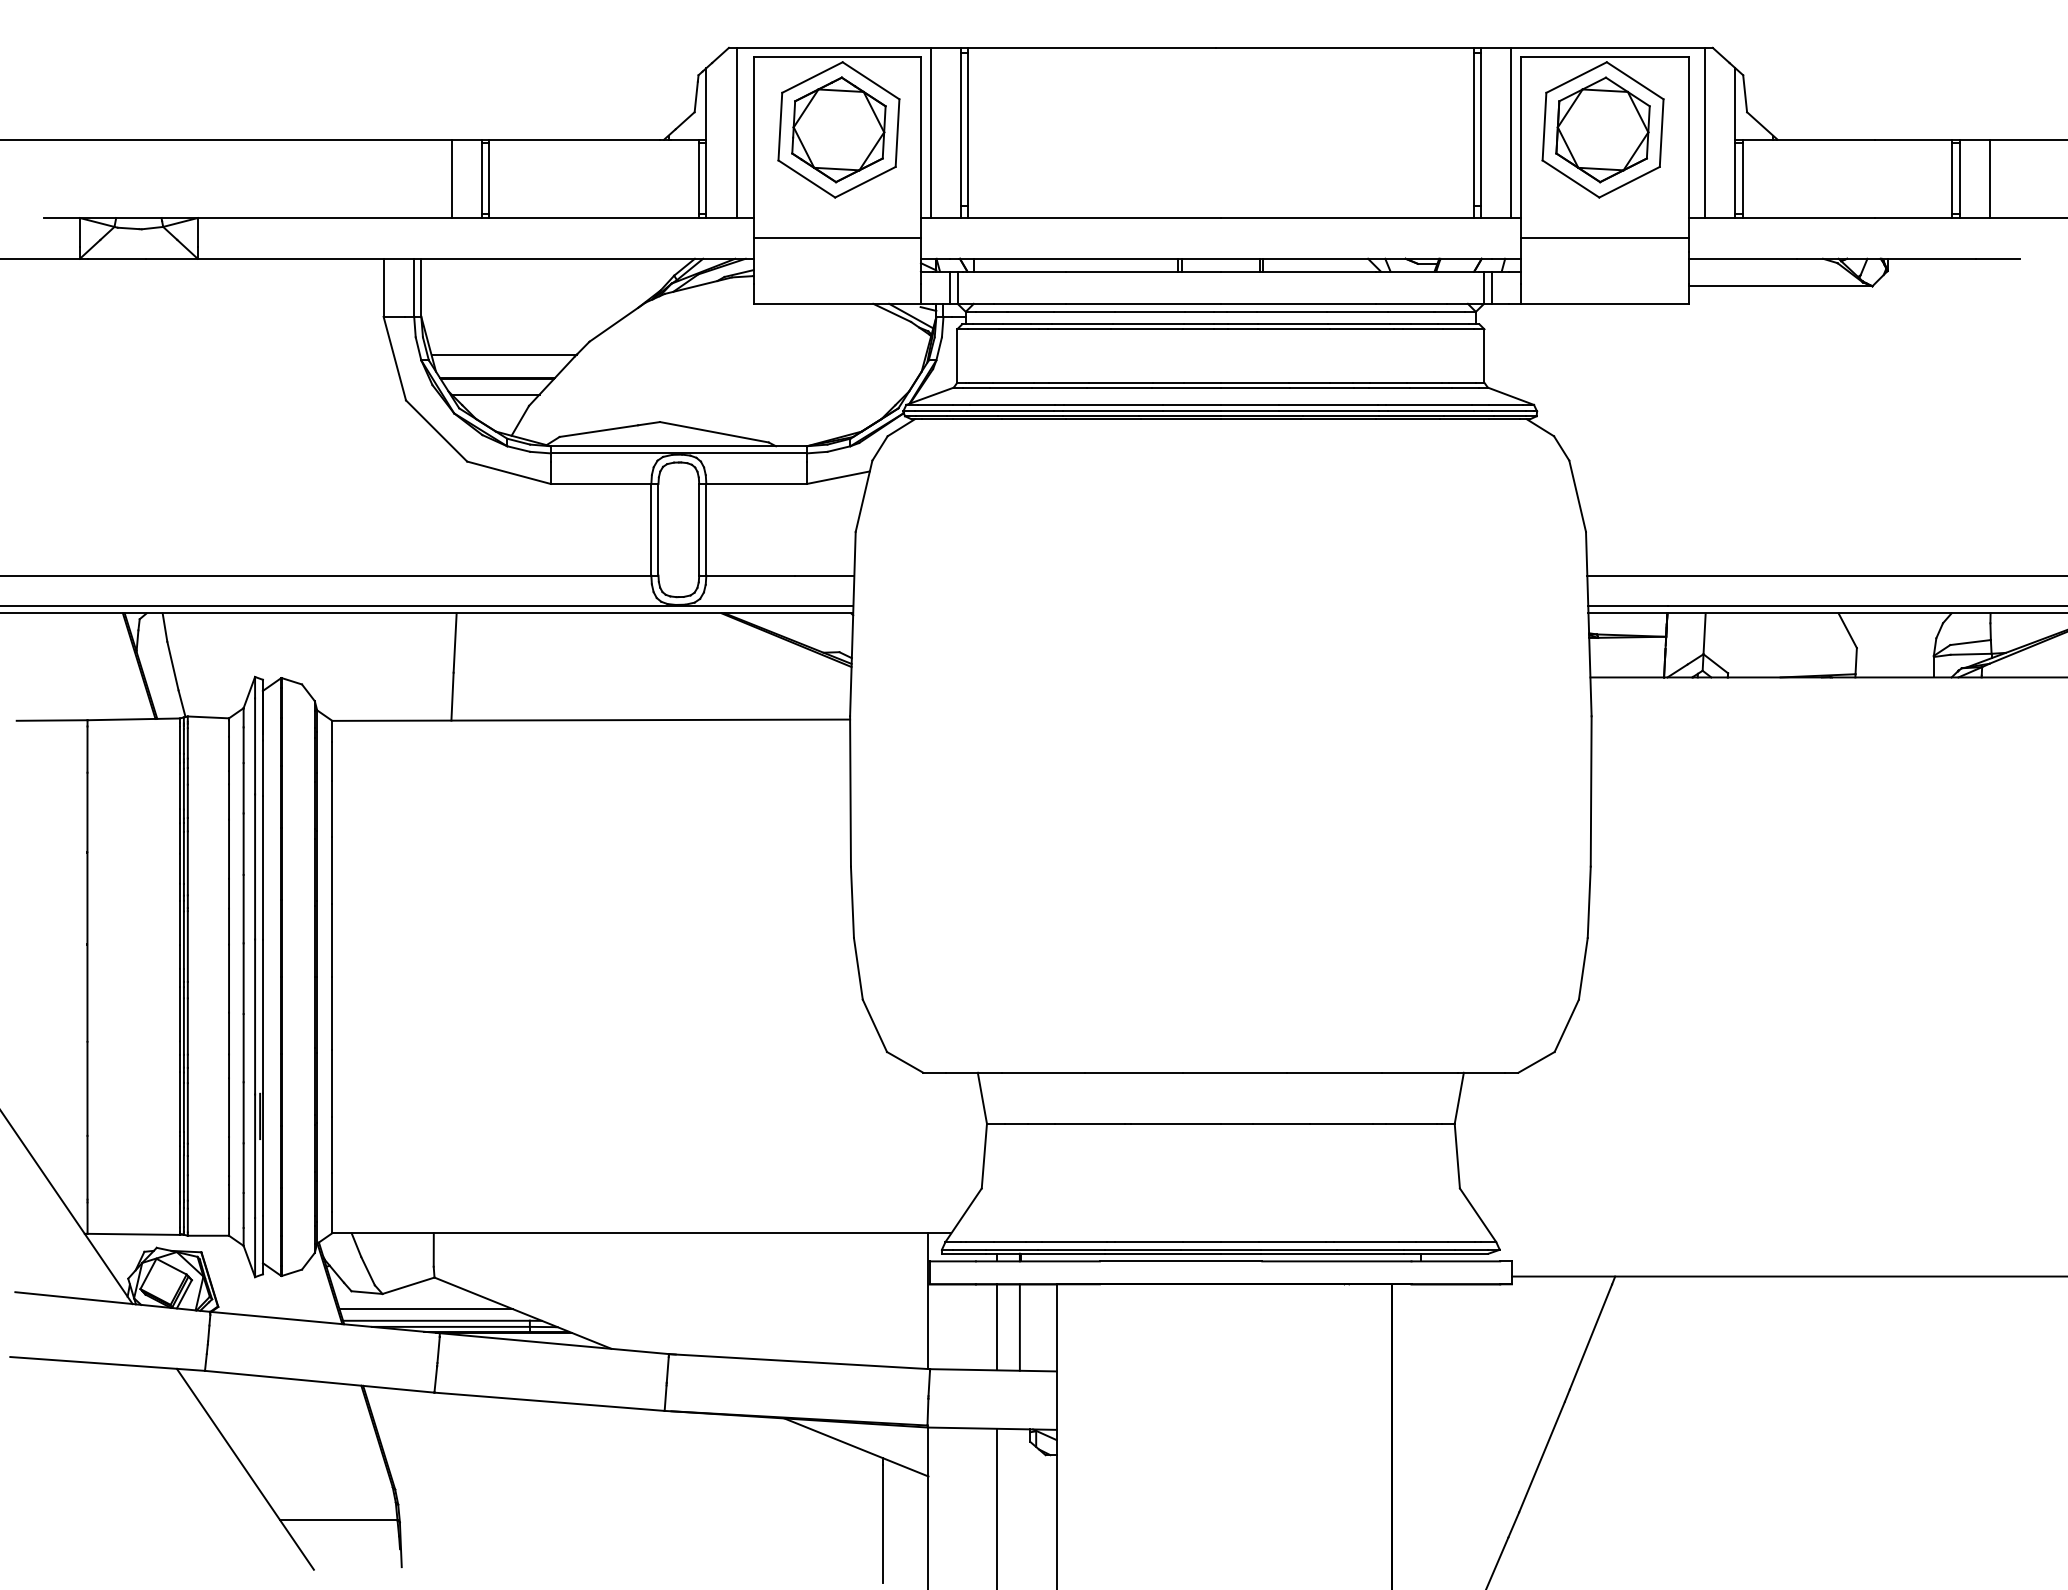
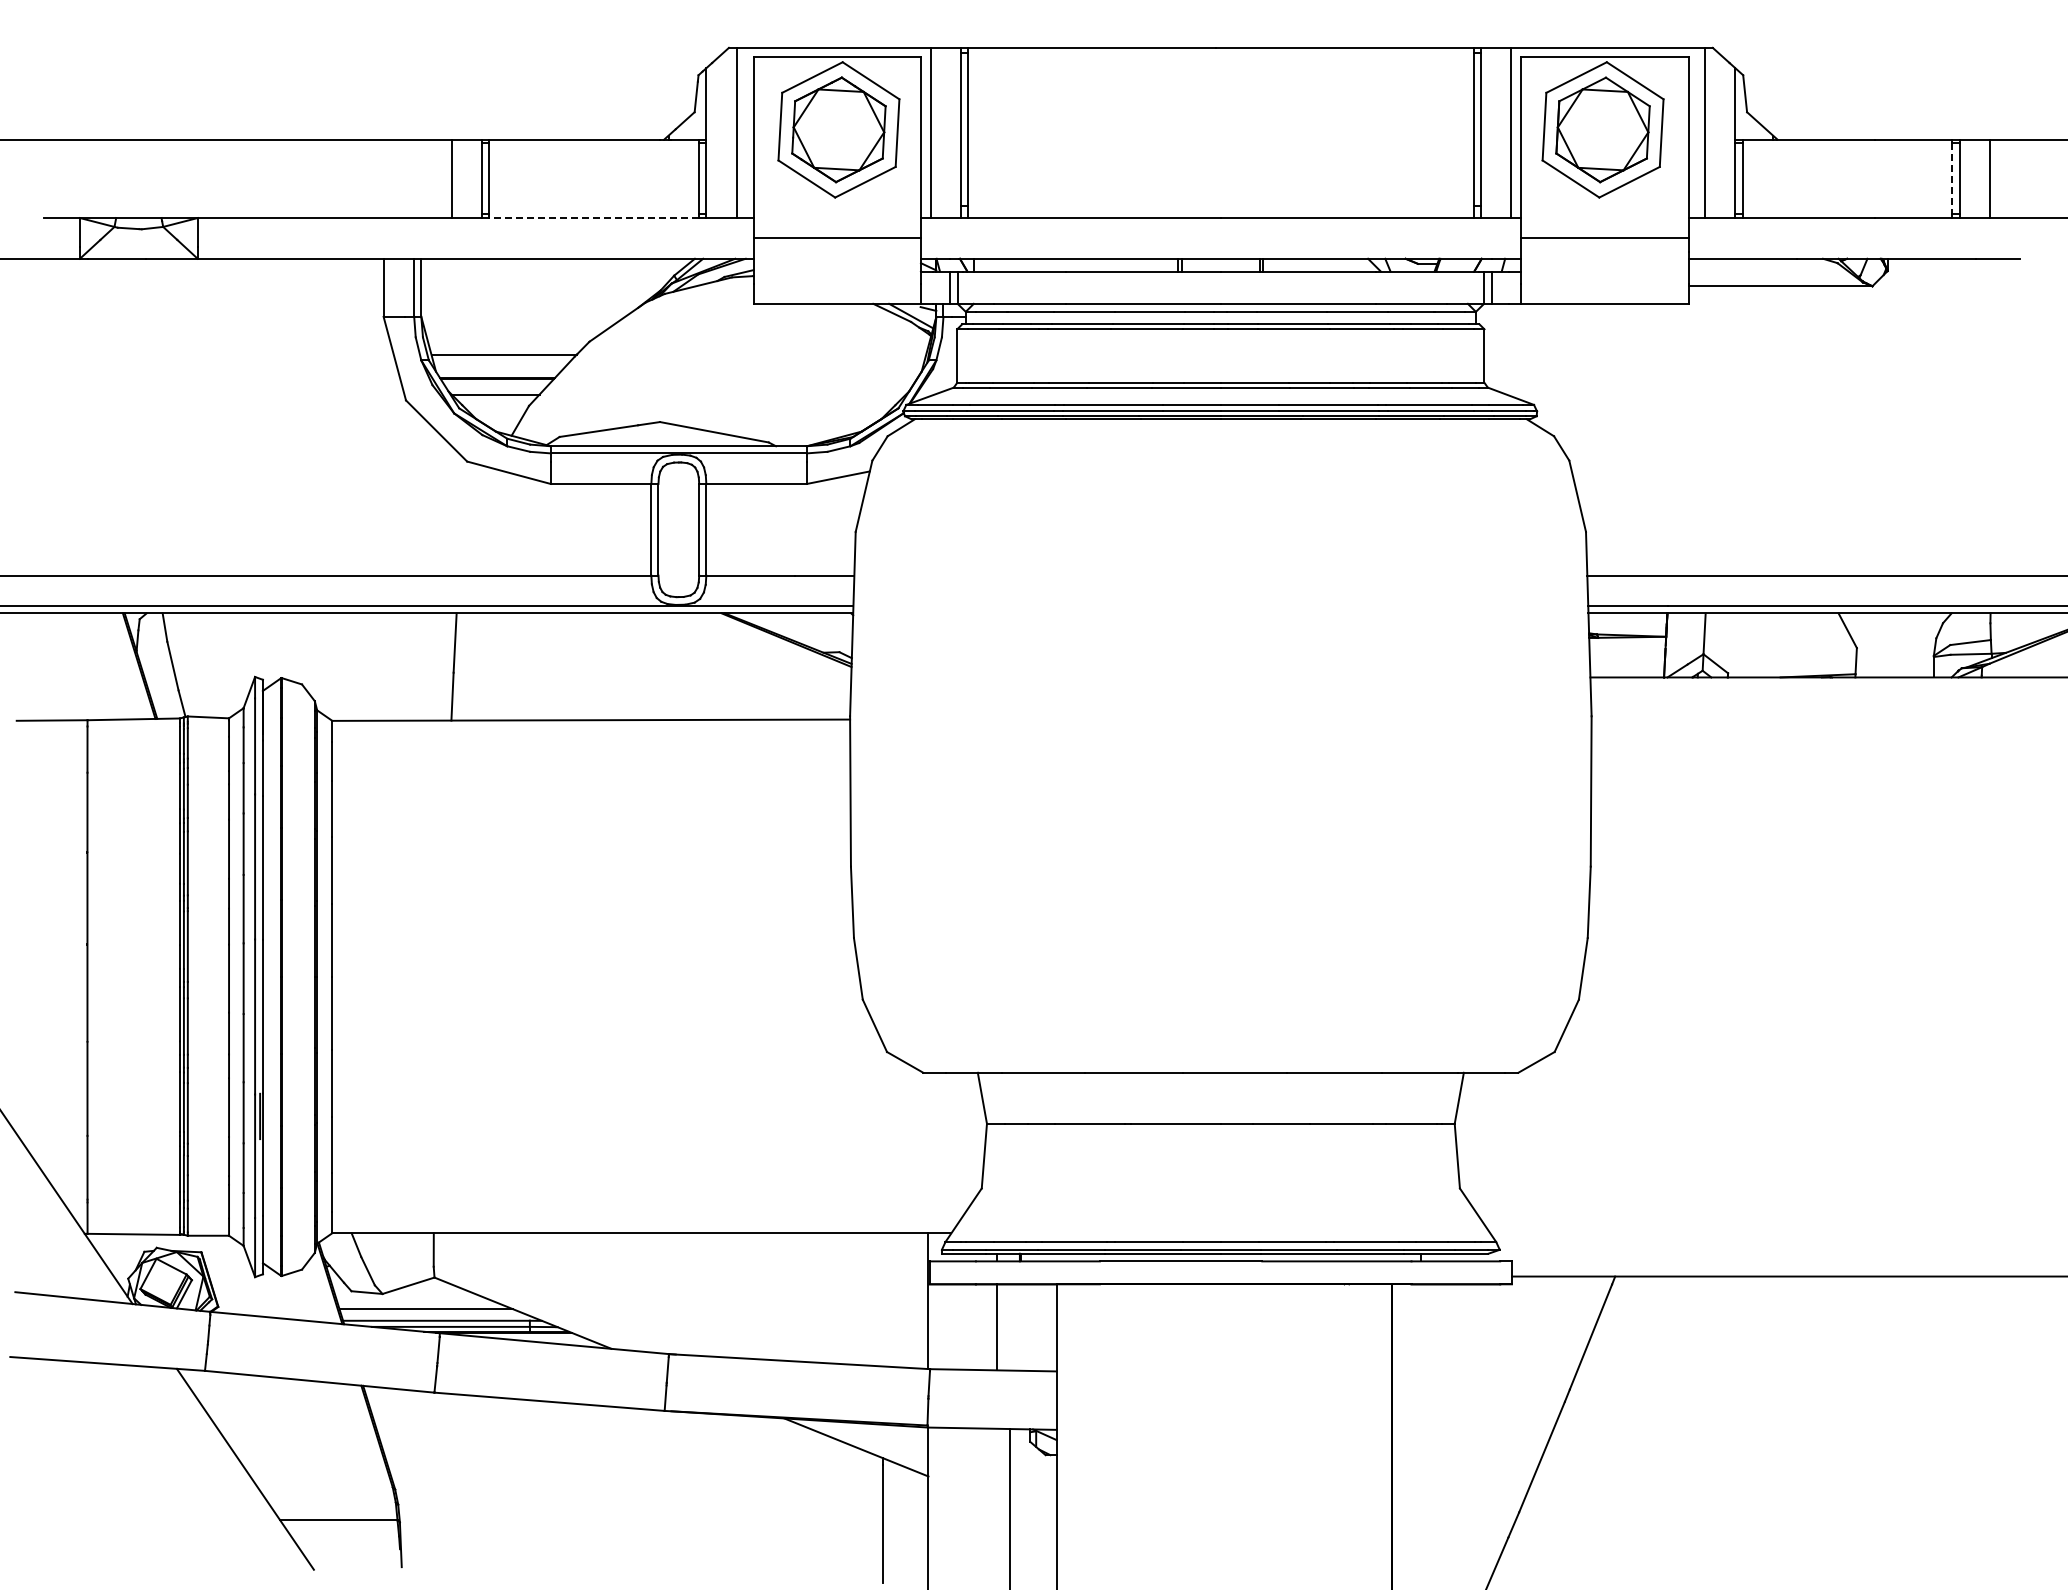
line: solid -> dashed (1952, 178)
line: solid -> dashed (594, 218)
line: present -> none (1019, 1327)
line position: (997, 1507) -> (1010, 1507) (1010, 1507)
